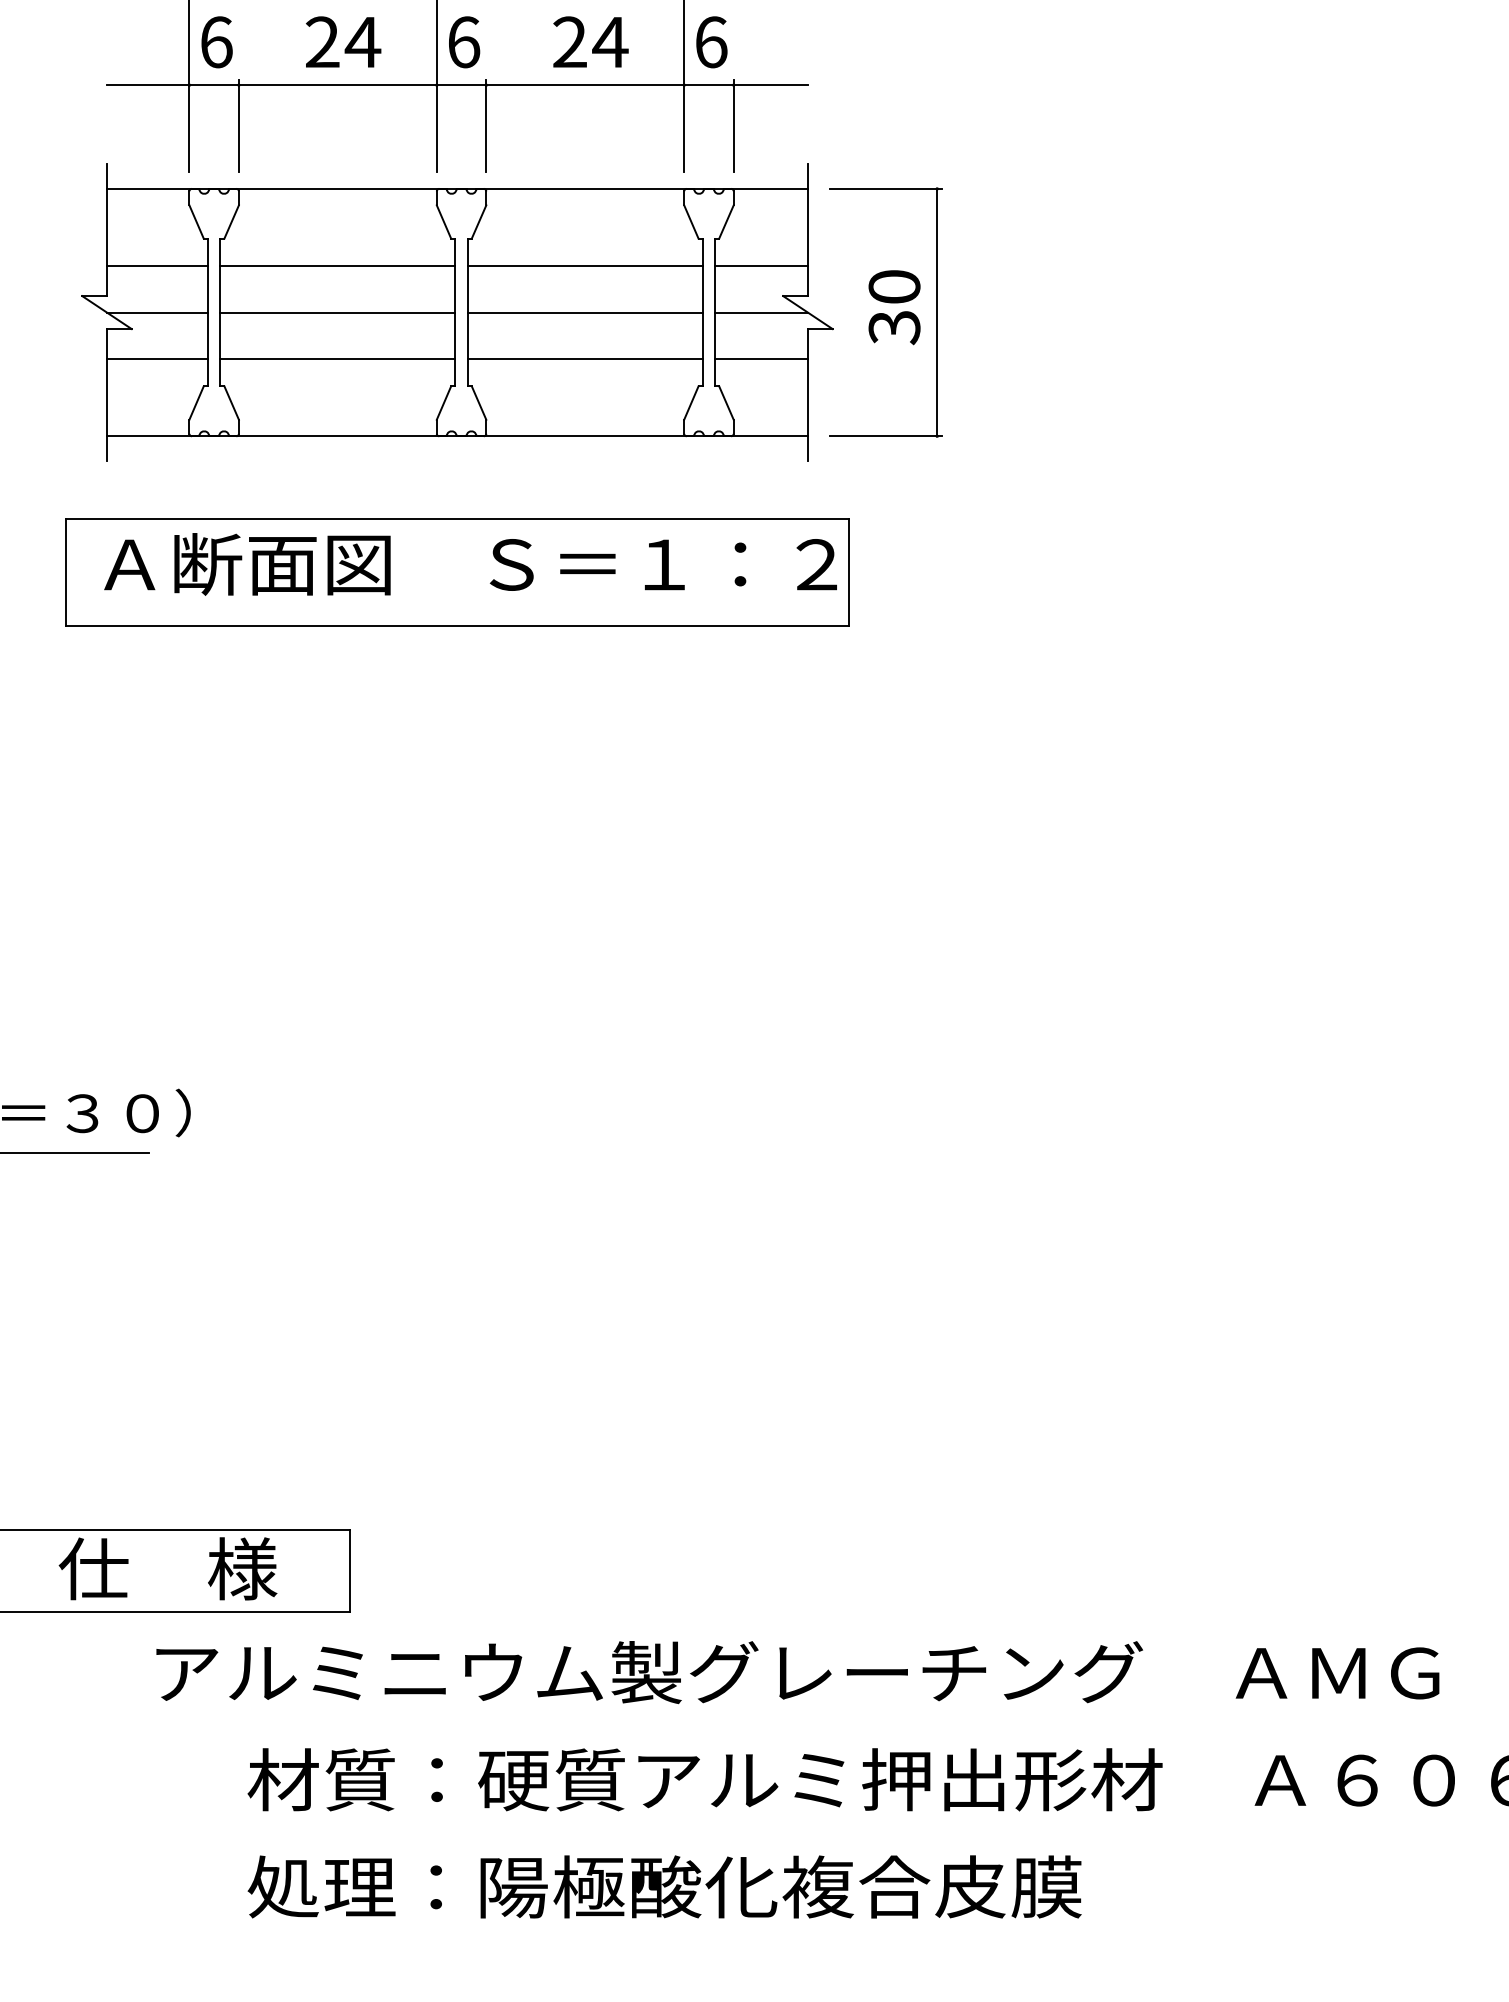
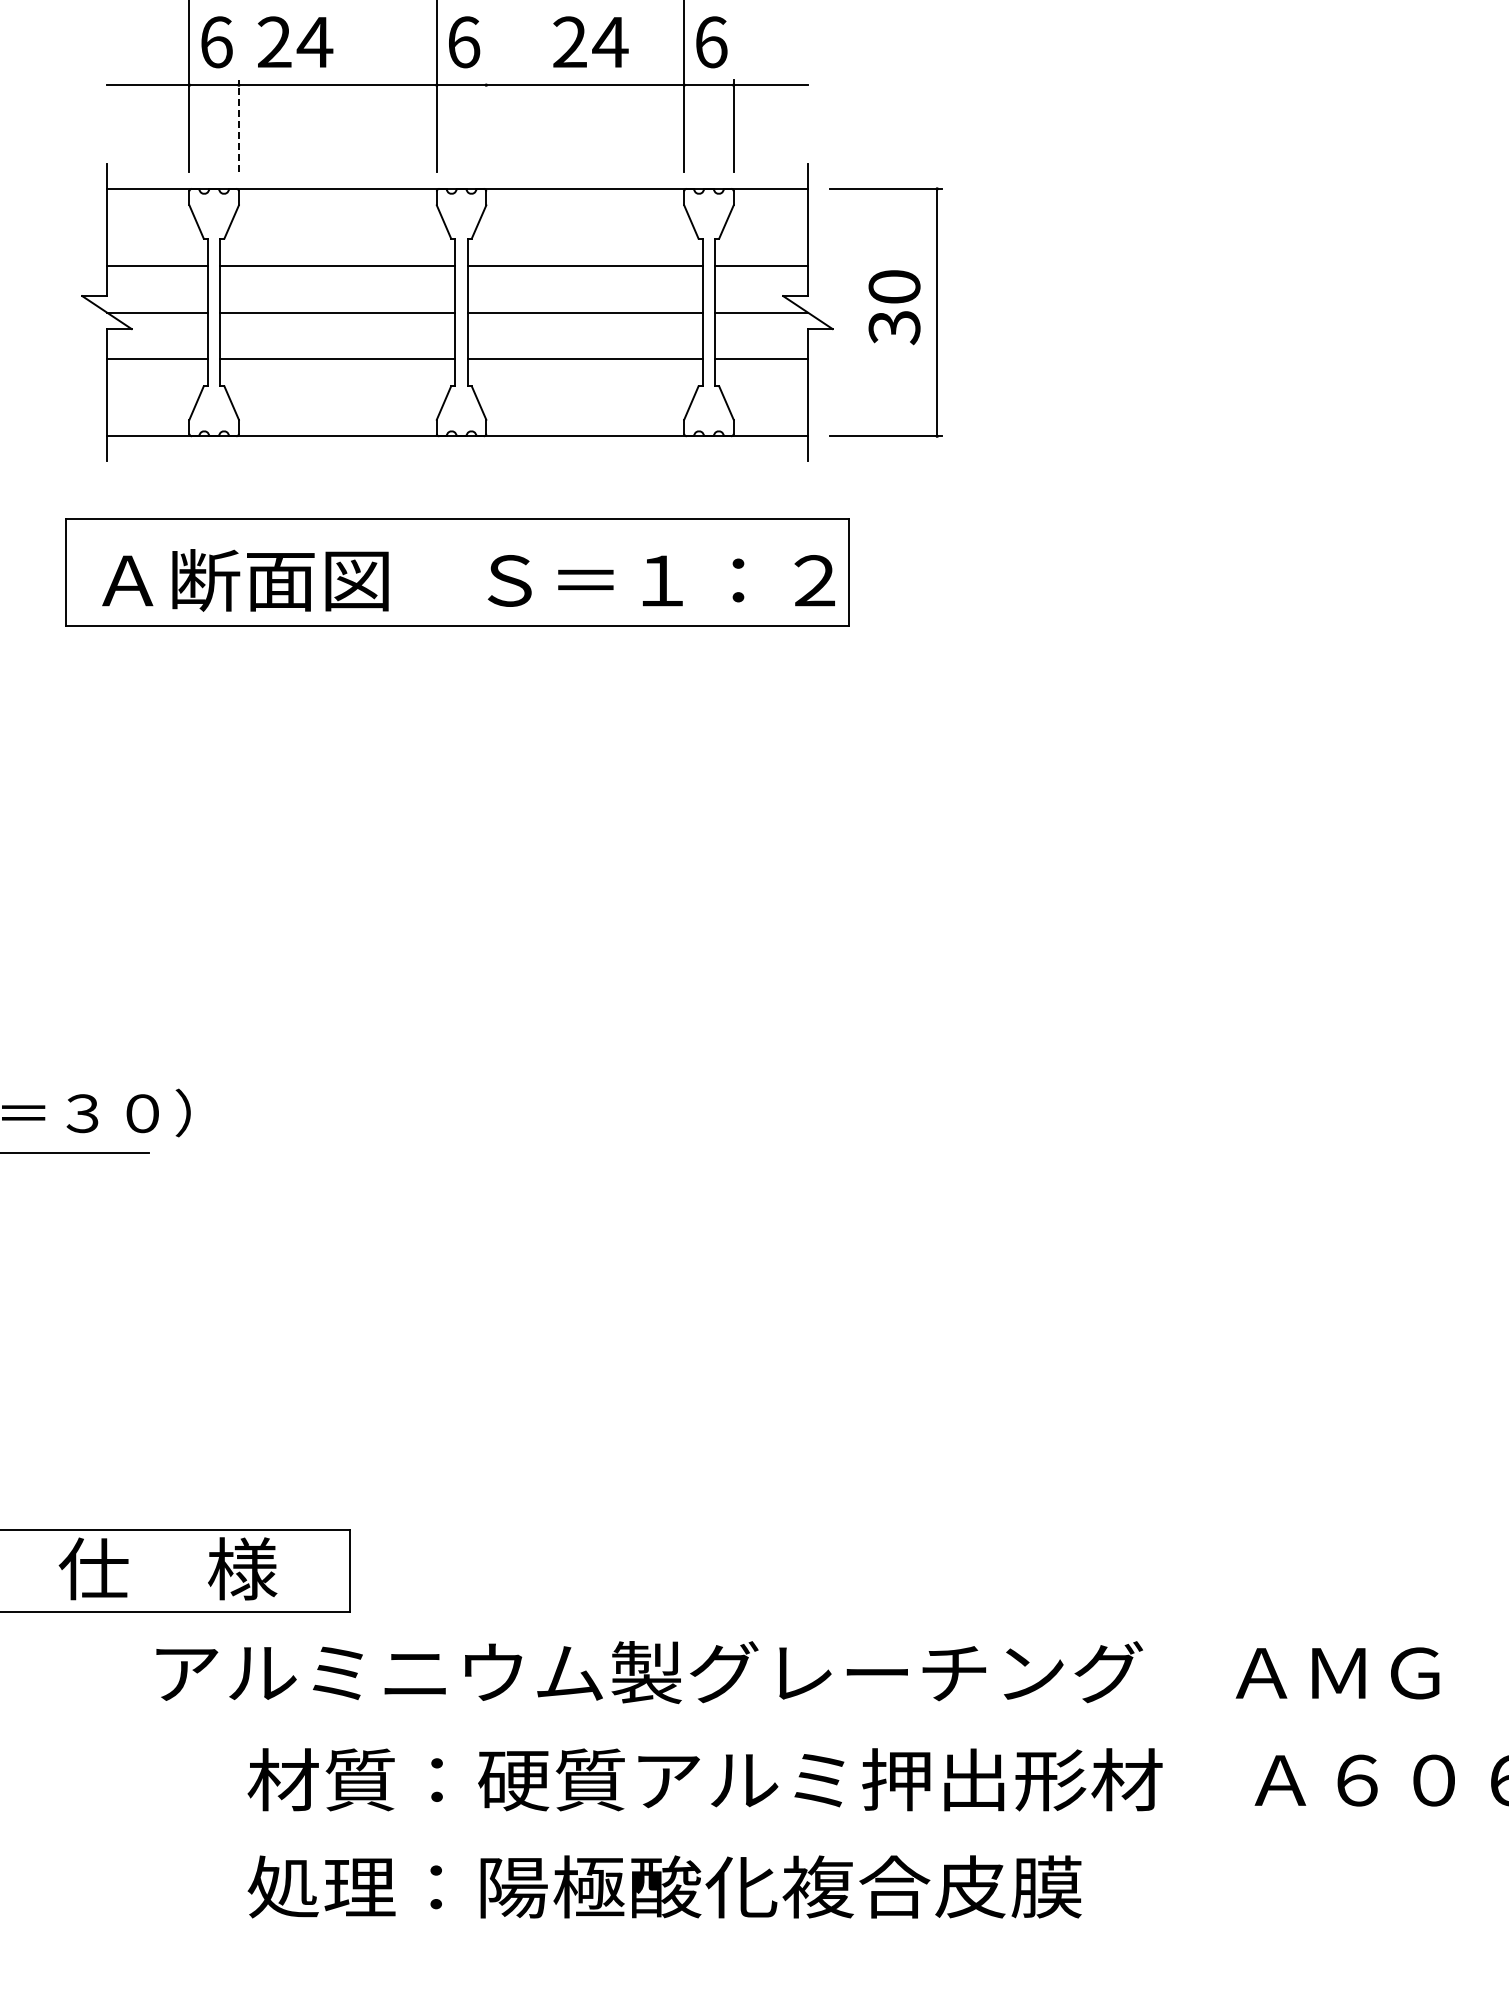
text position: (343, 41) -> (295, 41) (295, 41)
line: solid -> dashed (238, 125)
line: present -> none (486, 125)
text position: (470, 564) -> (468, 580) (468, 580)
